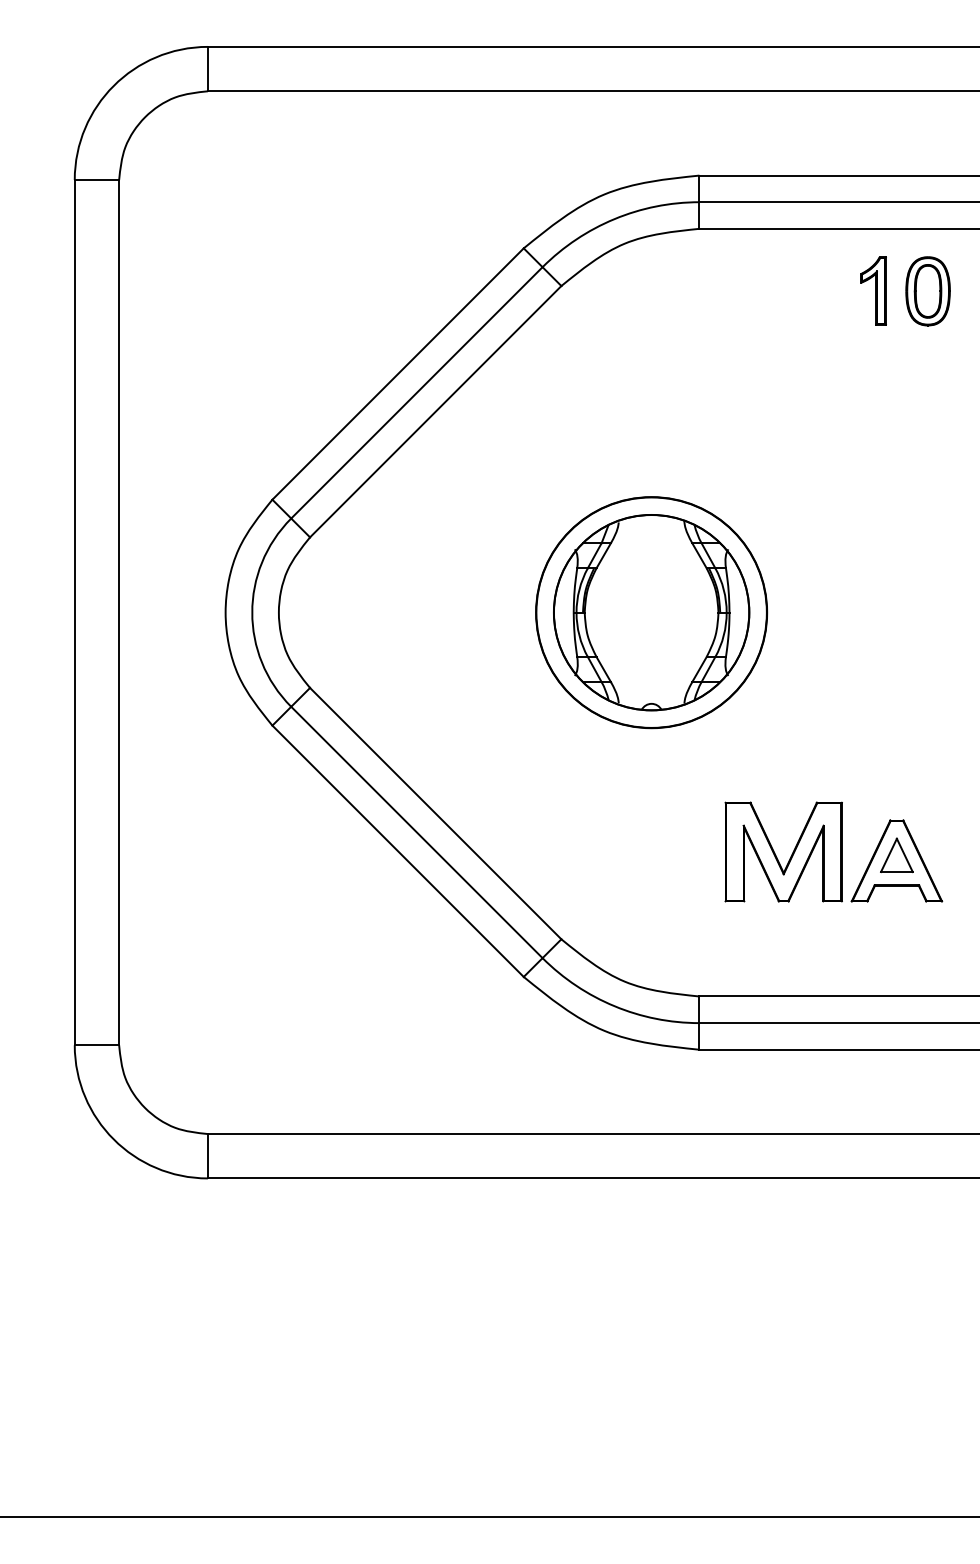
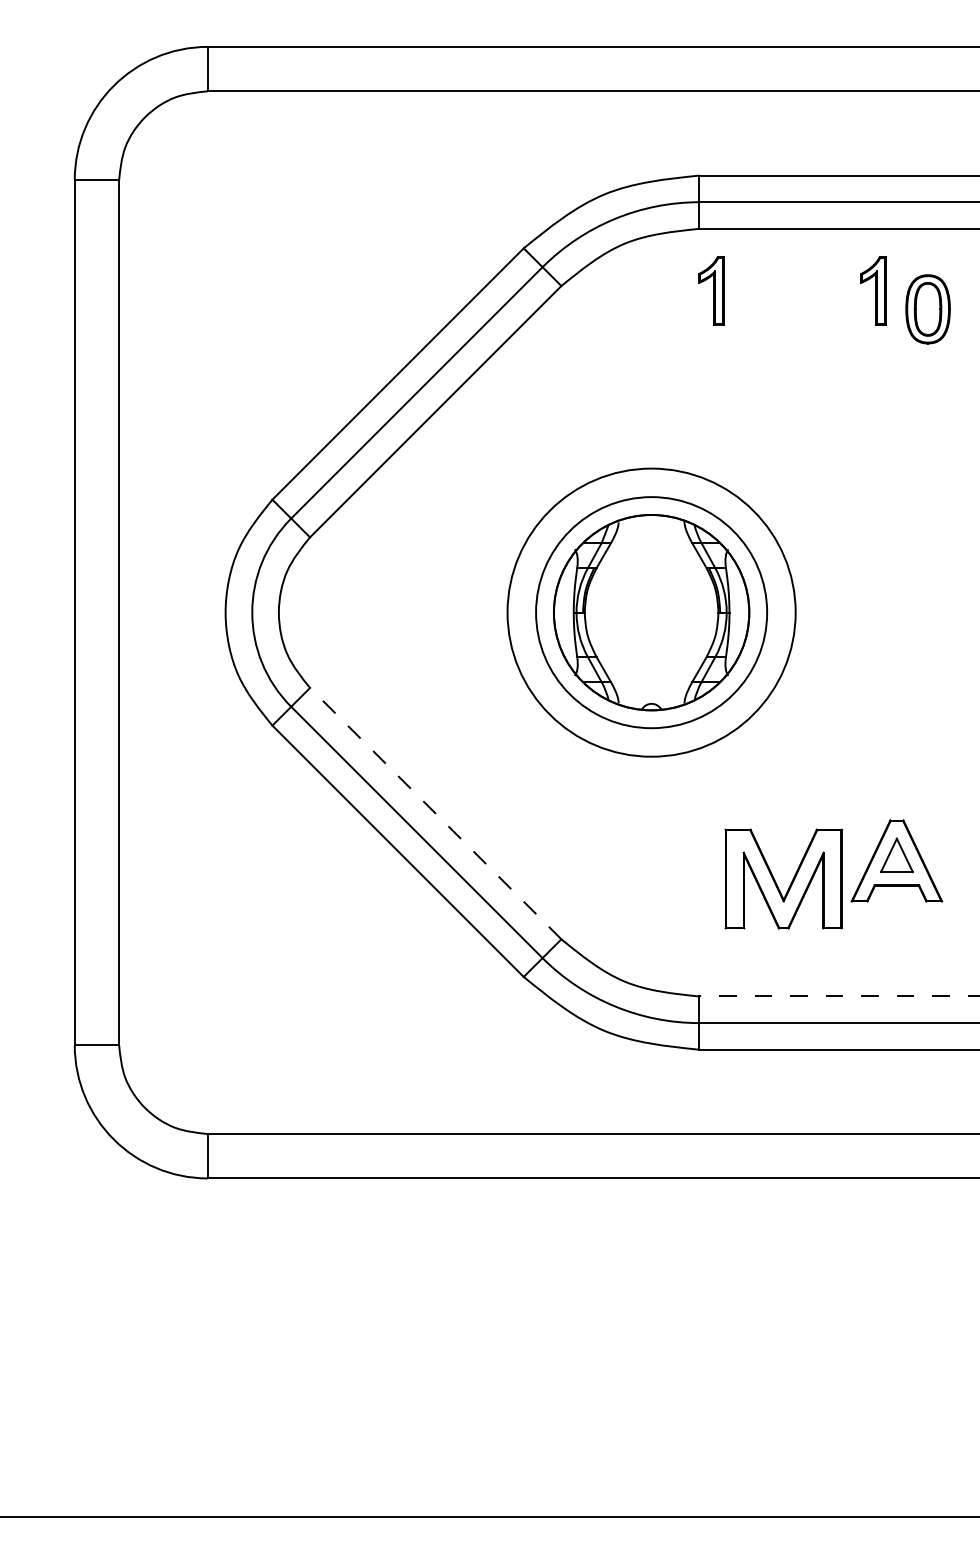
part: none -> present (711, 290)
part position: (927, 291) -> (927, 309) (927, 309)
circle diameter: 230 px -> 288 px (651, 612)
line: solid -> dashed (435, 813)
part position: (776, 855) -> (776, 882) (776, 882)
line: solid -> dashed (839, 996)
